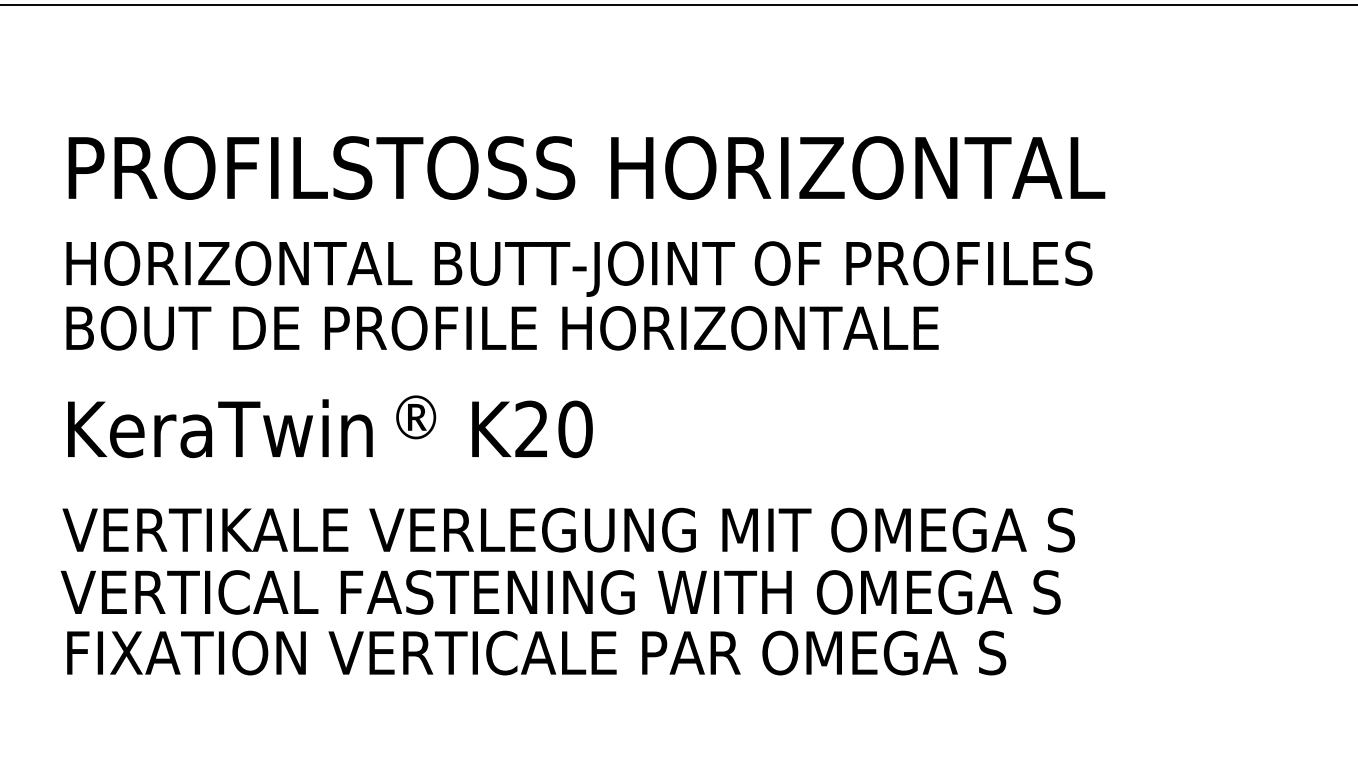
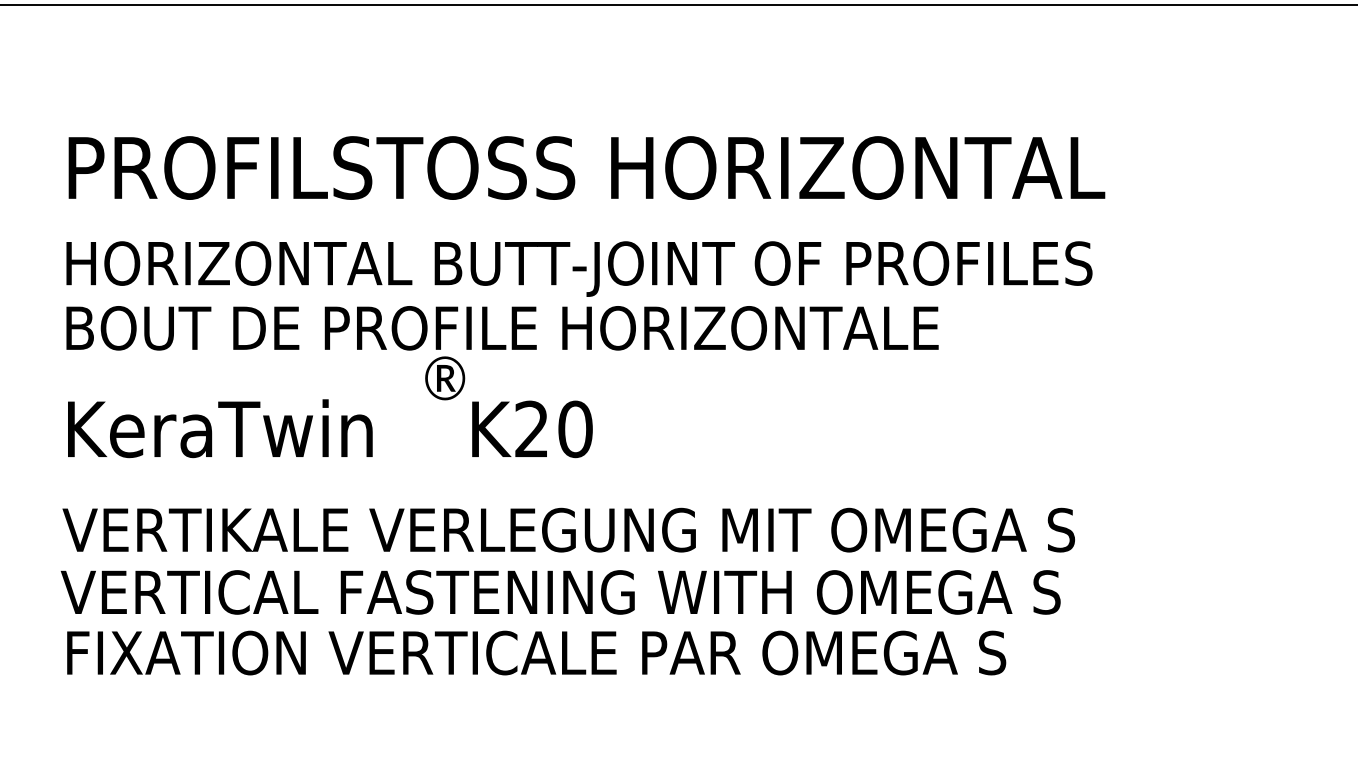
text position: (416, 417) -> (445, 378) (445, 378)
